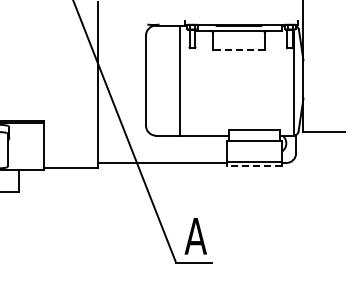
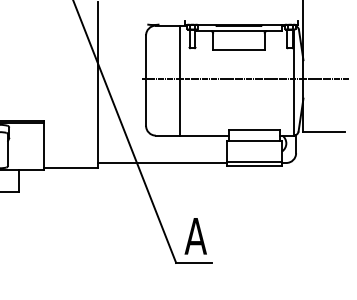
line: dashed -> solid (238, 50)
line: none -> present (245, 79)
line: dashed -> solid (254, 166)
